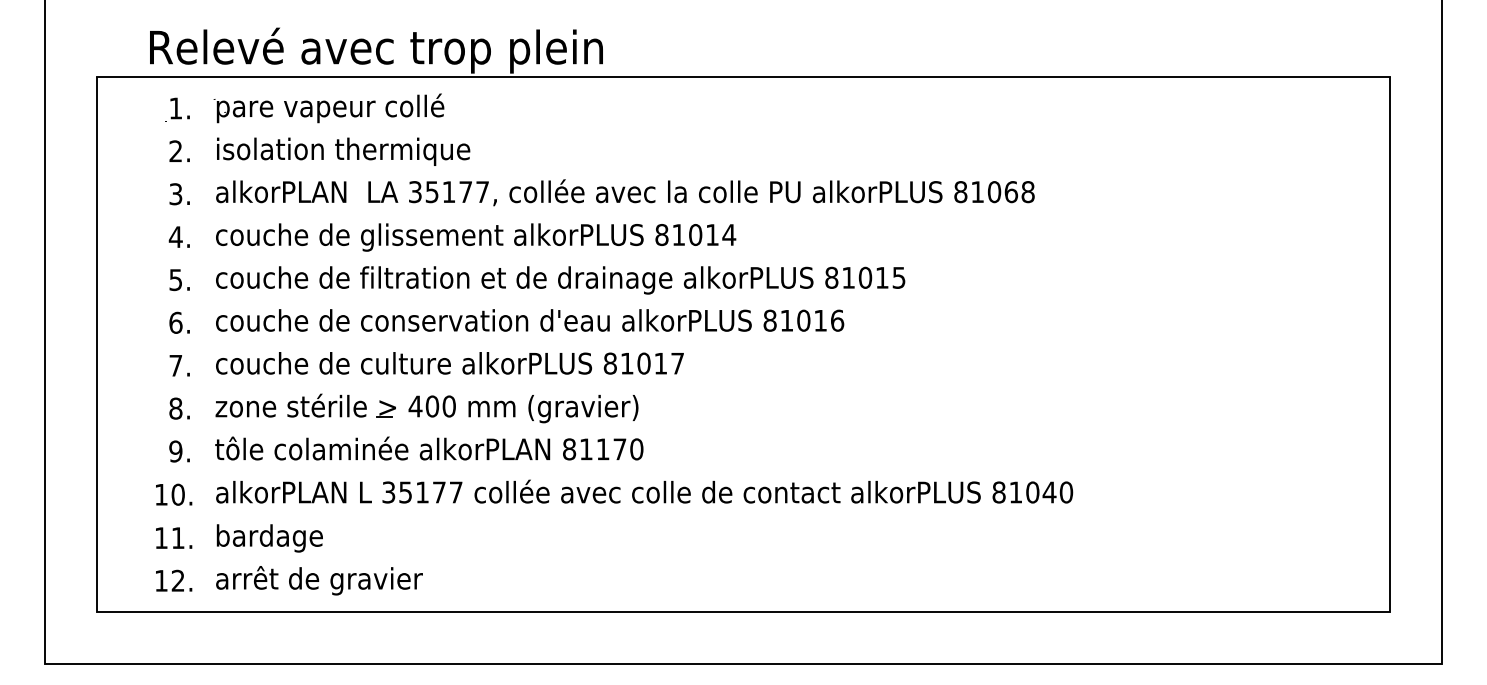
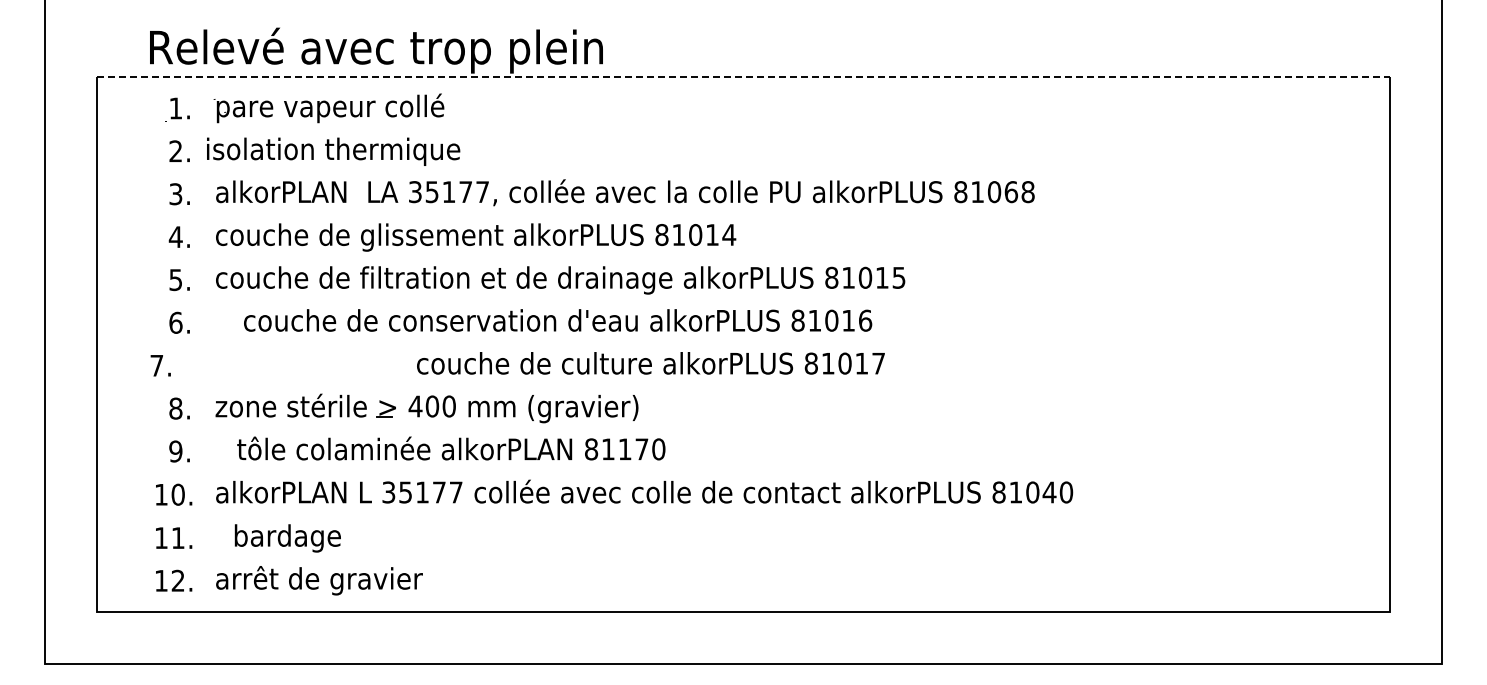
line: solid -> dashed (743, 77)
text position: (343, 151) -> (333, 151) (333, 151)
text position: (530, 320) -> (558, 320) (558, 320)
text position: (449, 363) -> (650, 363) (650, 363)
text position: (179, 365) -> (160, 365) (160, 365)
text position: (429, 448) -> (451, 448) (451, 448)
text position: (269, 538) -> (287, 538) (287, 538)
